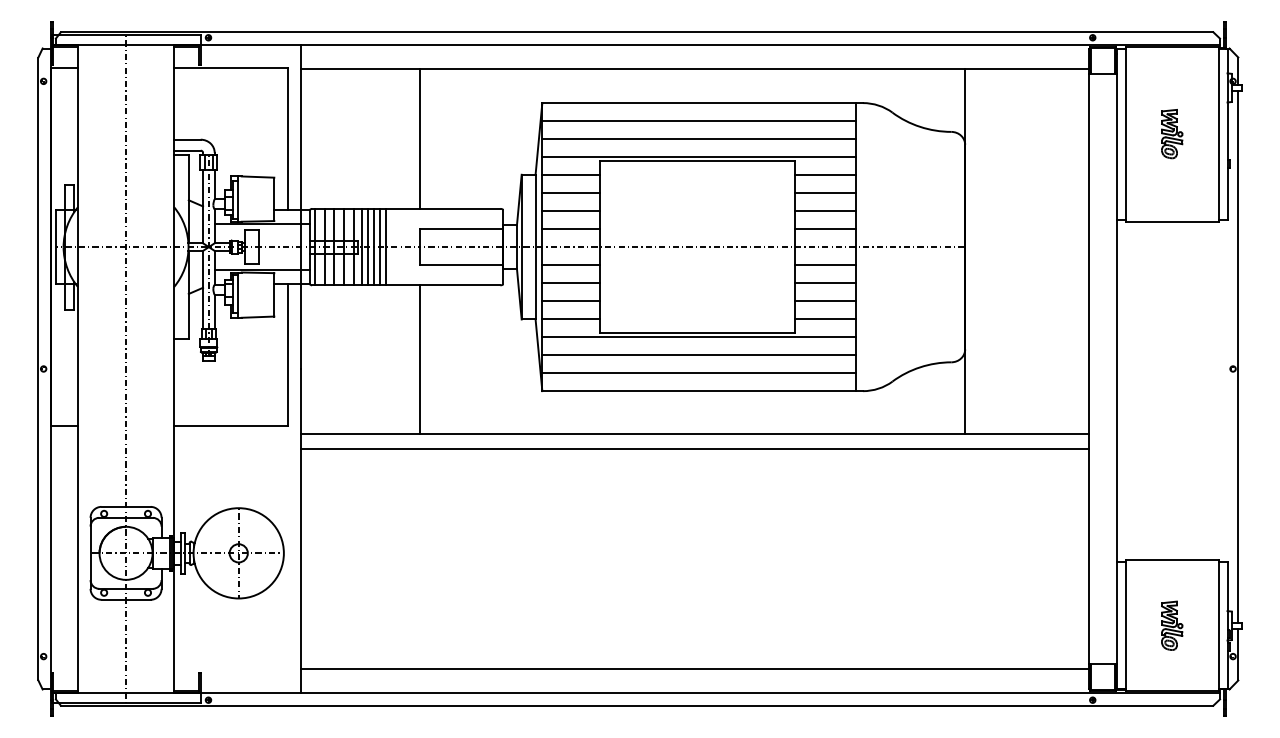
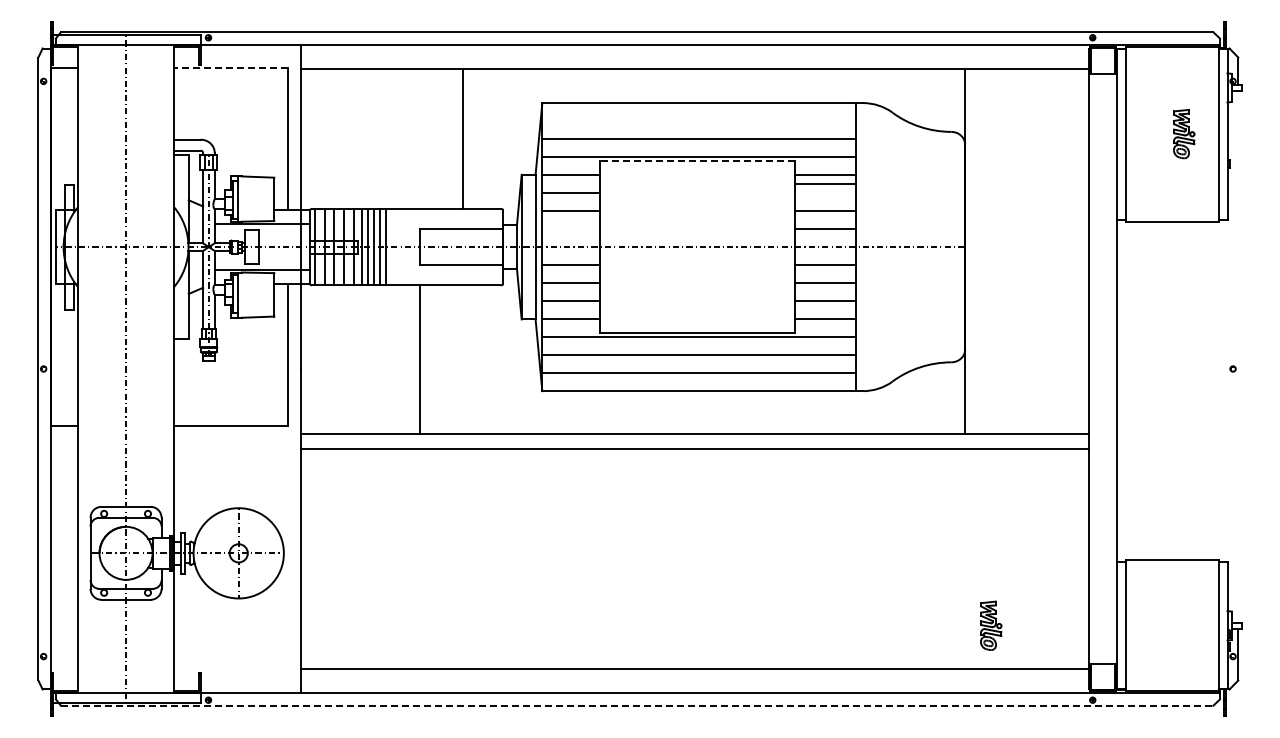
line: solid -> dashed (230, 67)
line: present -> none (699, 121)
part position: (1172, 134) -> (1184, 134) (1184, 134)
line position: (419, 138) -> (462, 138) (462, 138)
line: solid -> dashed (696, 161)
line position: (825, 193) -> (825, 184) (825, 184)
line: present -> none (571, 229)
line: present -> none (1238, 356)
part position: (1172, 625) -> (991, 625) (991, 625)
line: solid -> dashed (637, 705)
